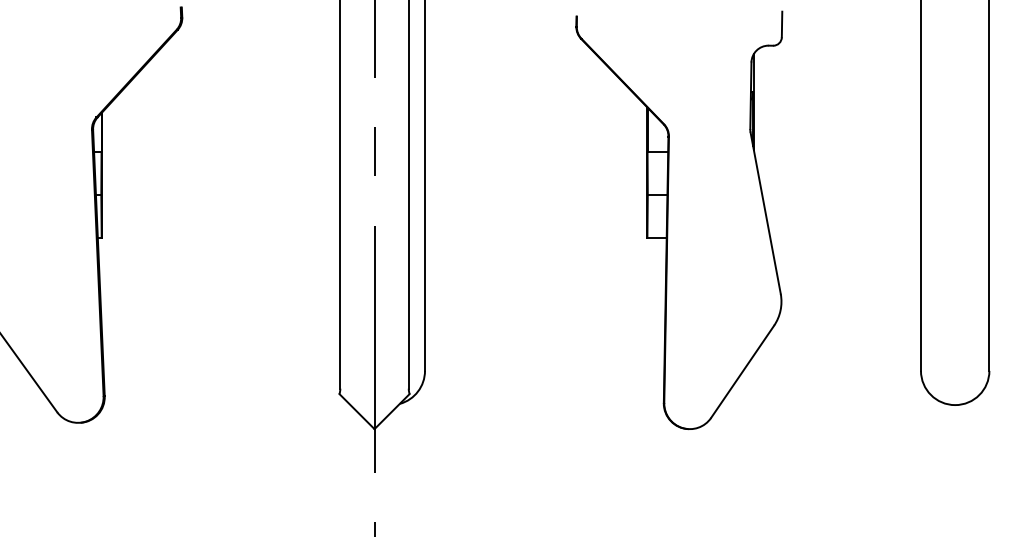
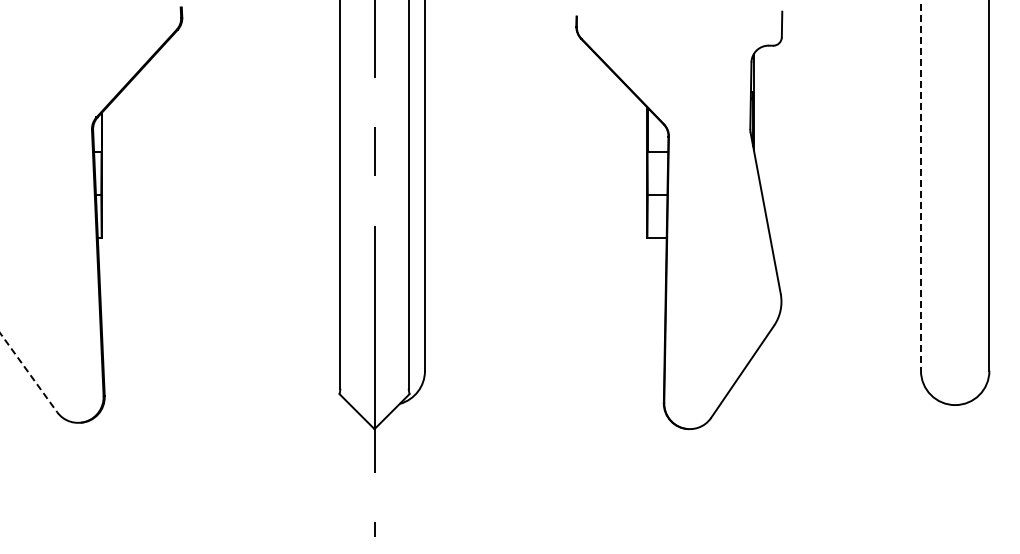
line: solid -> dashed (920, 186)
line: solid -> dashed (28, 372)
